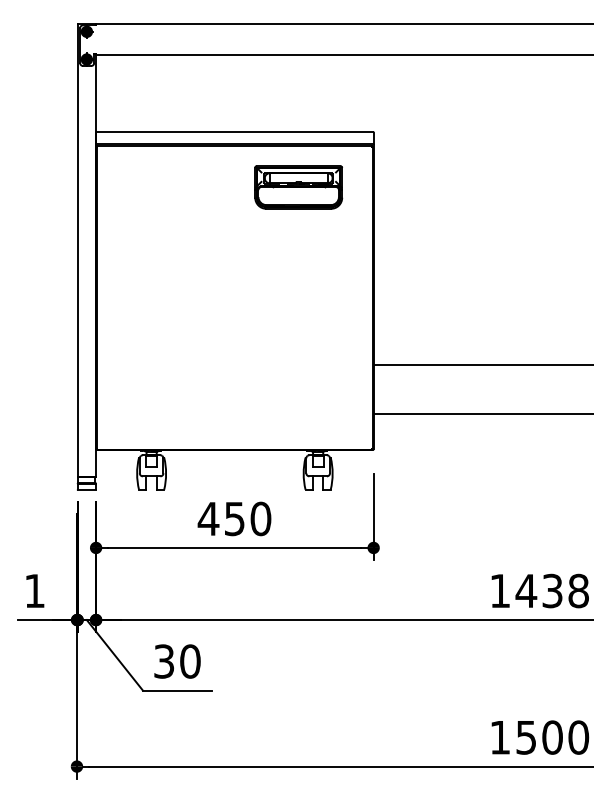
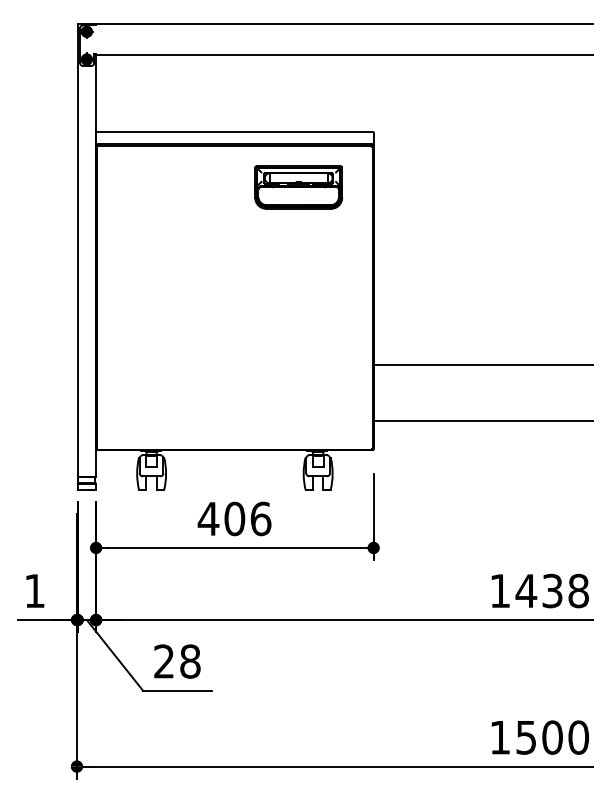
line position: (481, 413) -> (481, 420) (481, 420)
text: 450 -> 406 (247, 518)
text: 30 -> 28 (177, 661)
